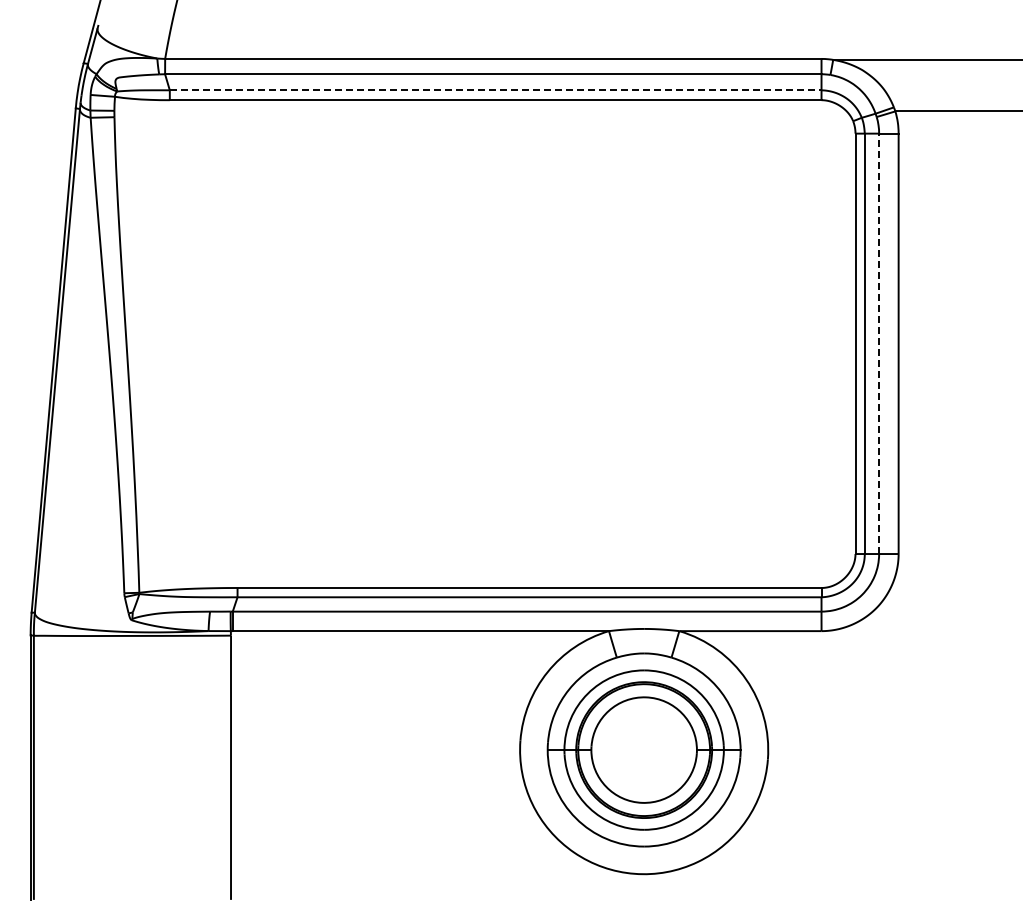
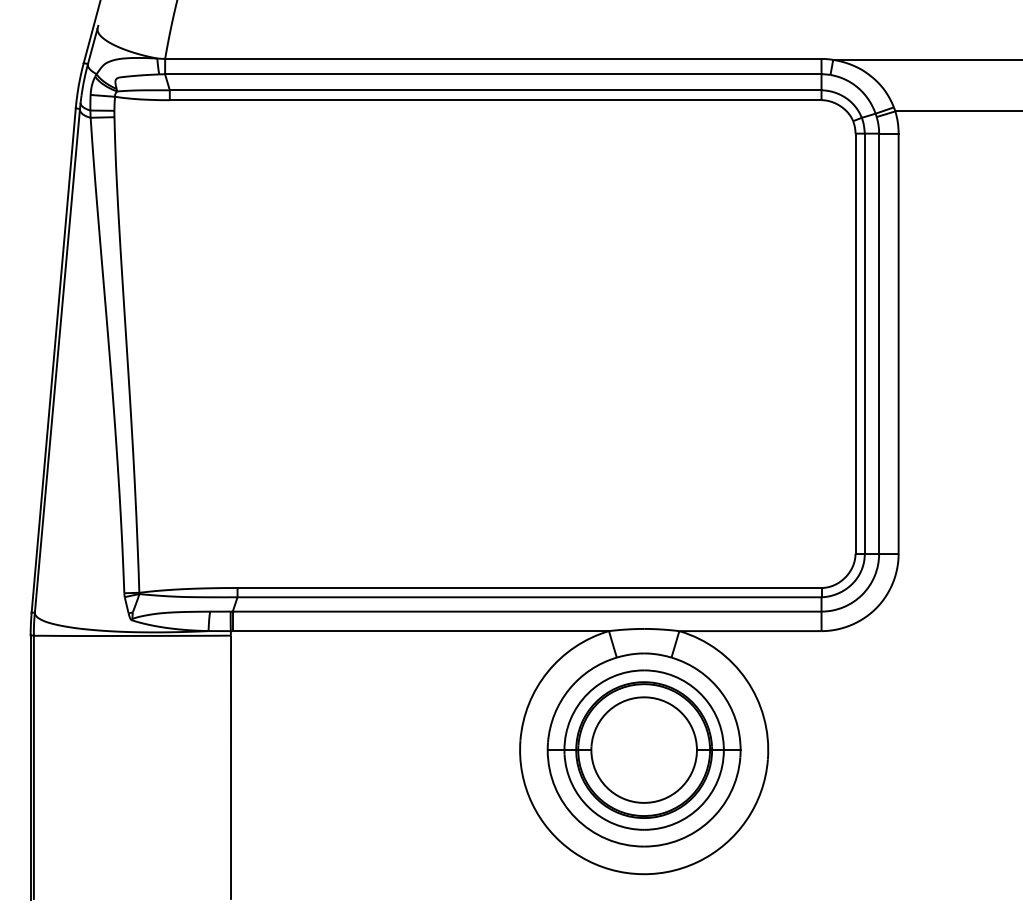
line: dashed -> solid (495, 90)
line: dashed -> solid (879, 343)
